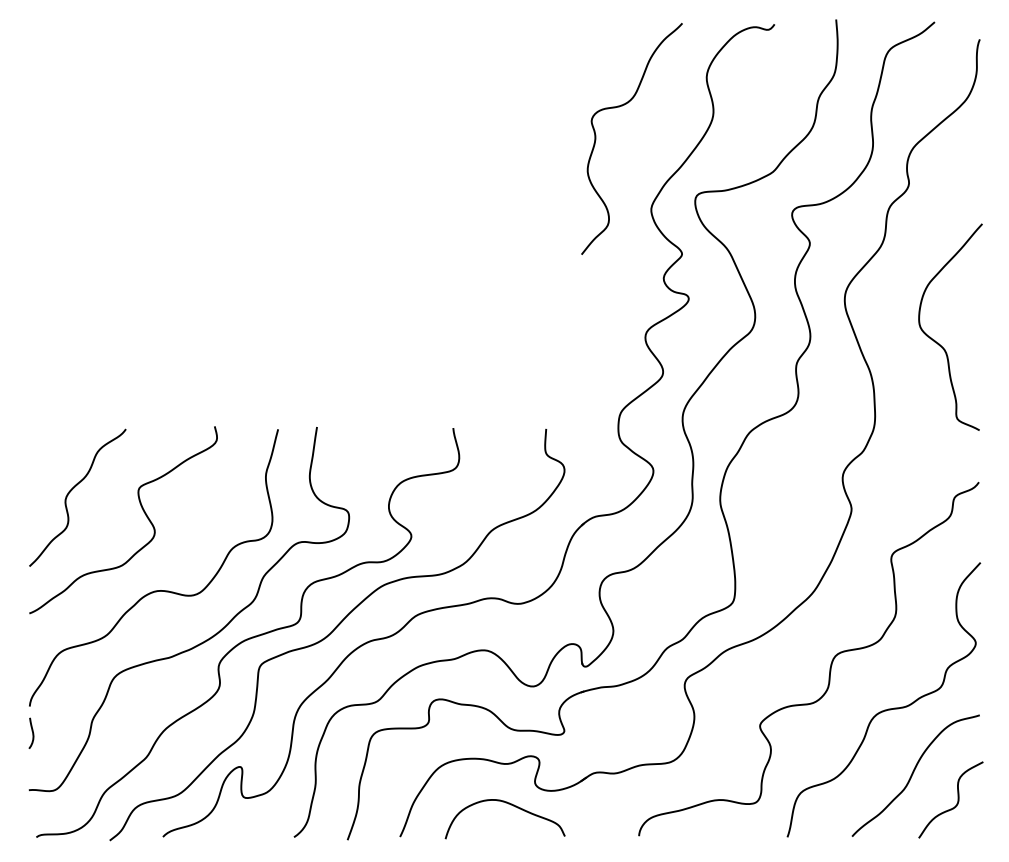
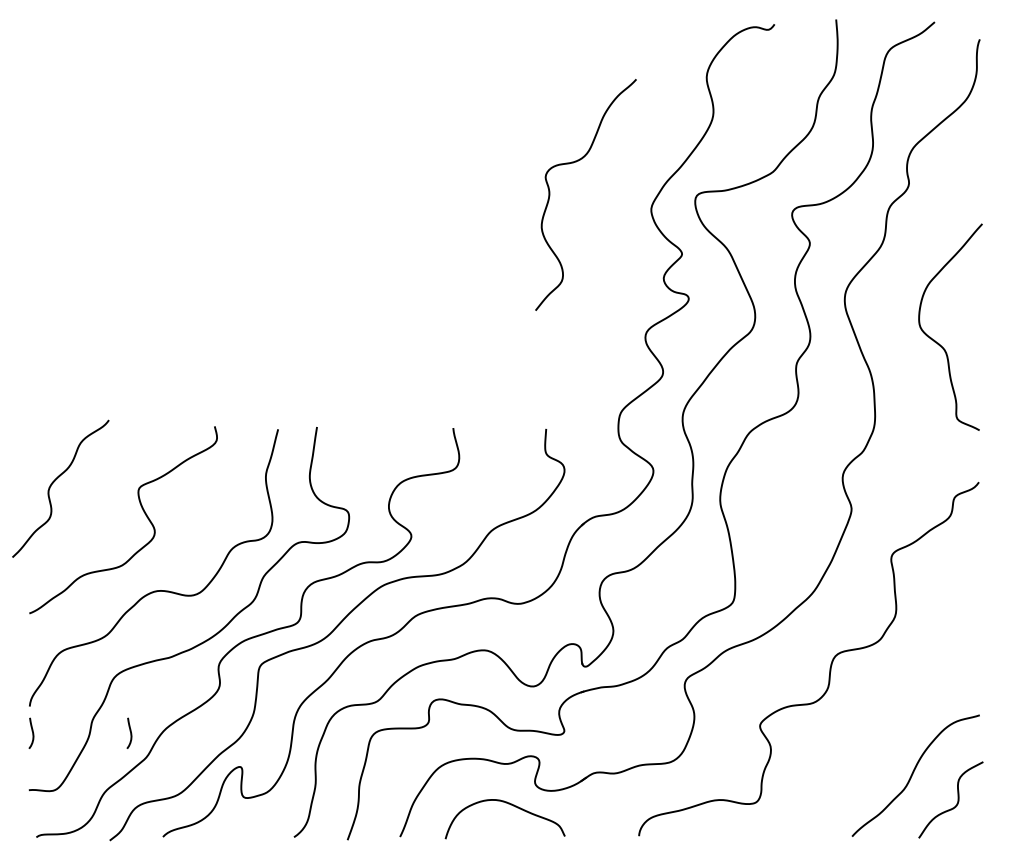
curve position: (622, 106) -> (576, 162) (576, 162)
curve position: (71, 491) -> (54, 482) (54, 482)
curve: present -> none (884, 709)
curve: none -> present (129, 731)
